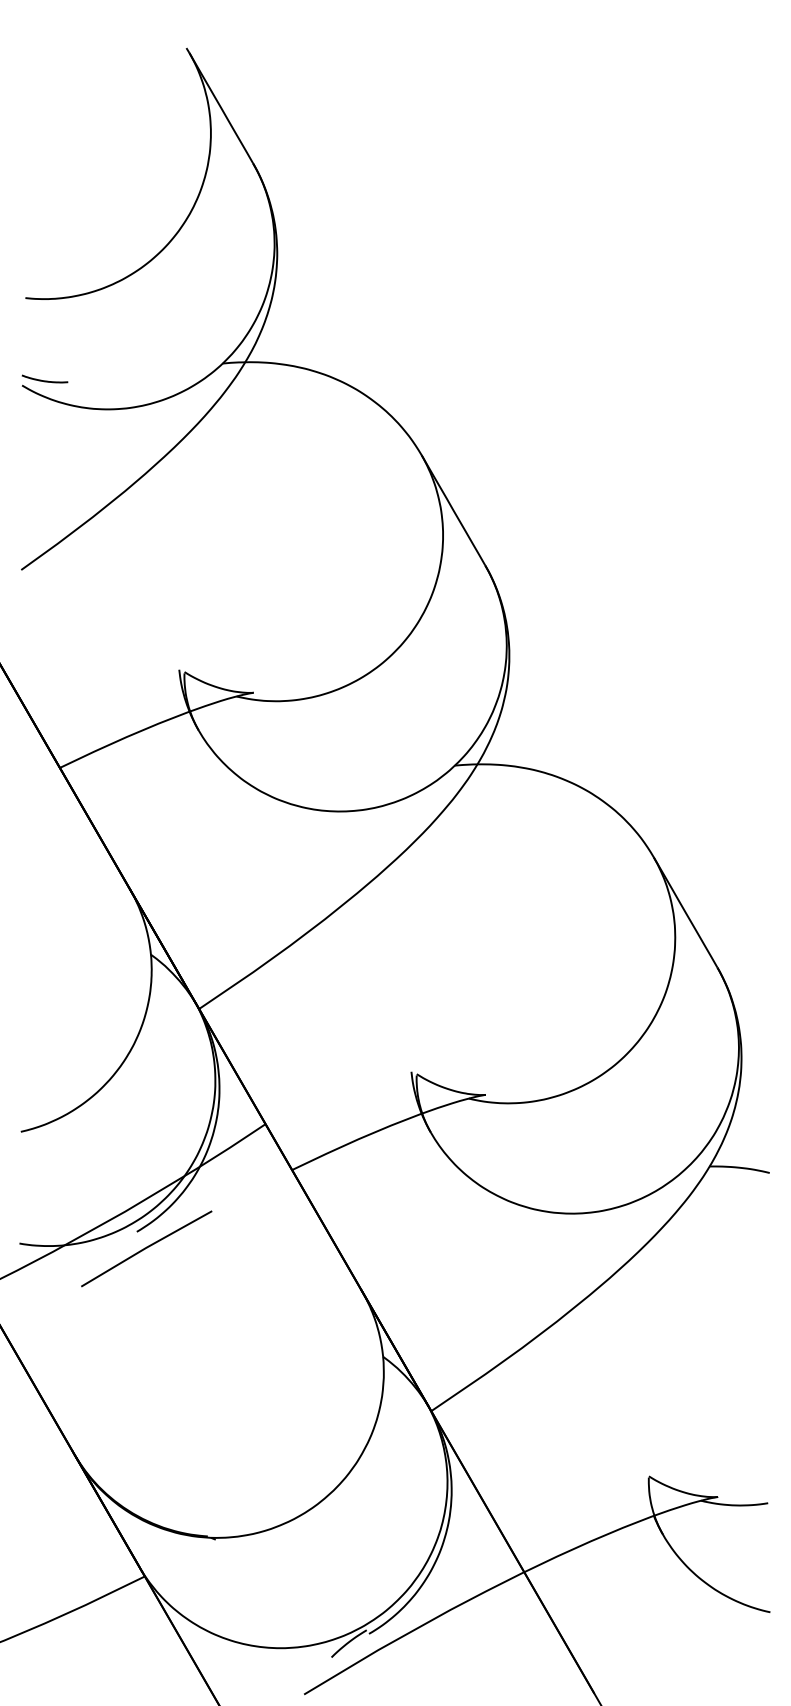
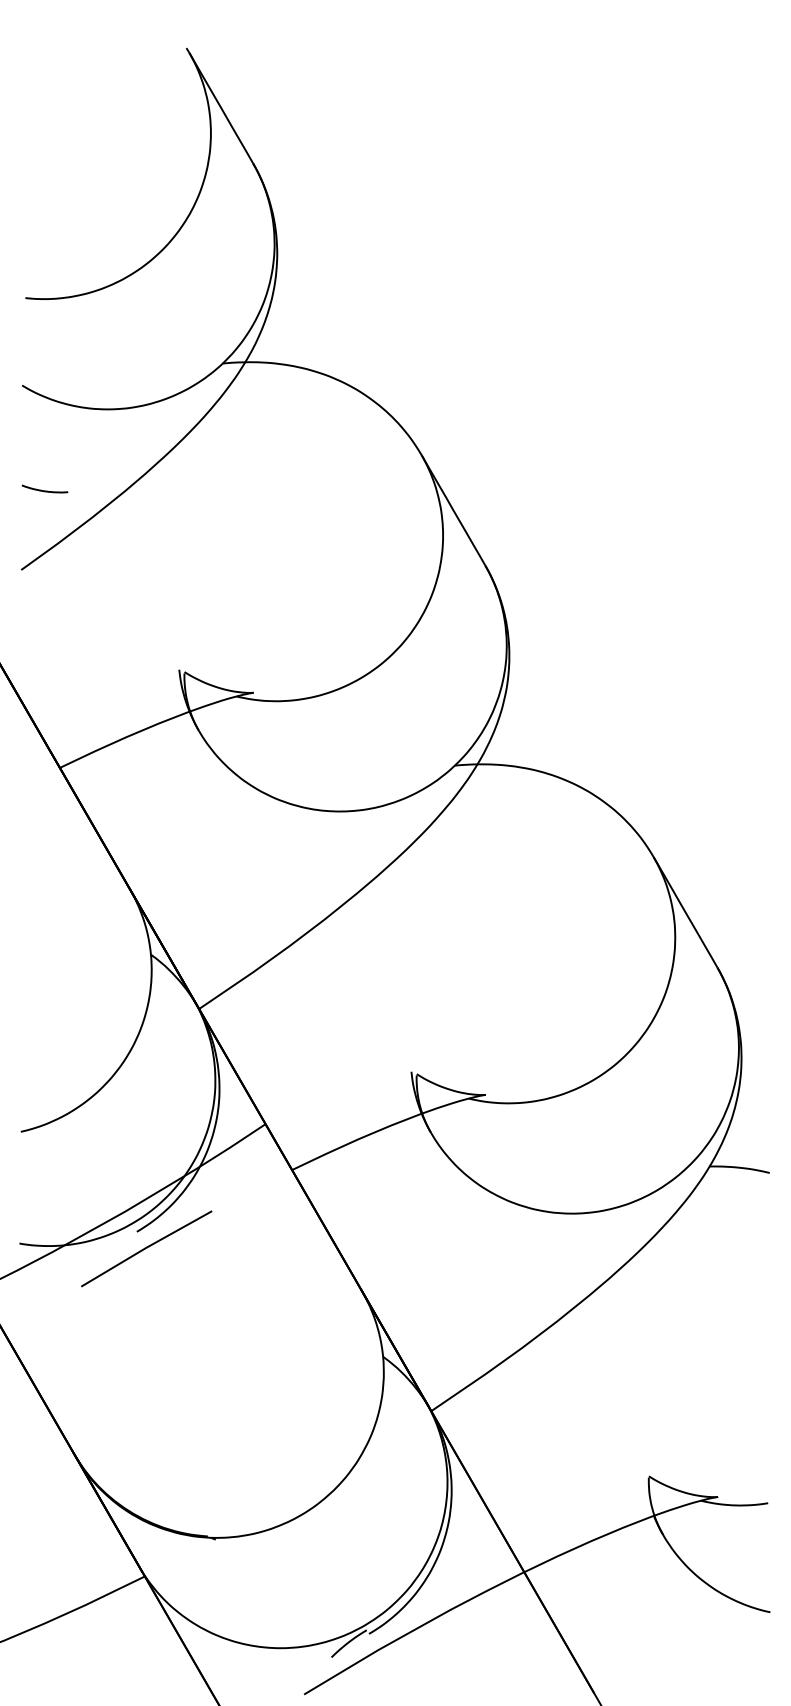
curve position: (44, 380) -> (44, 490) (44, 490)
